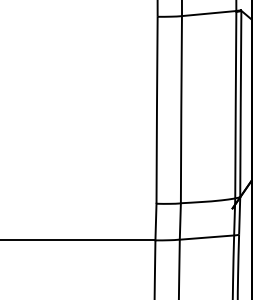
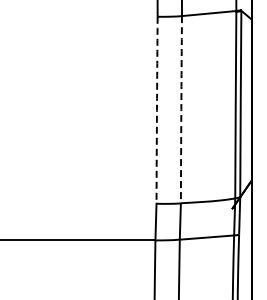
arc: solid -> dashed (181, 109)
arc: solid -> dashed (156, 110)
